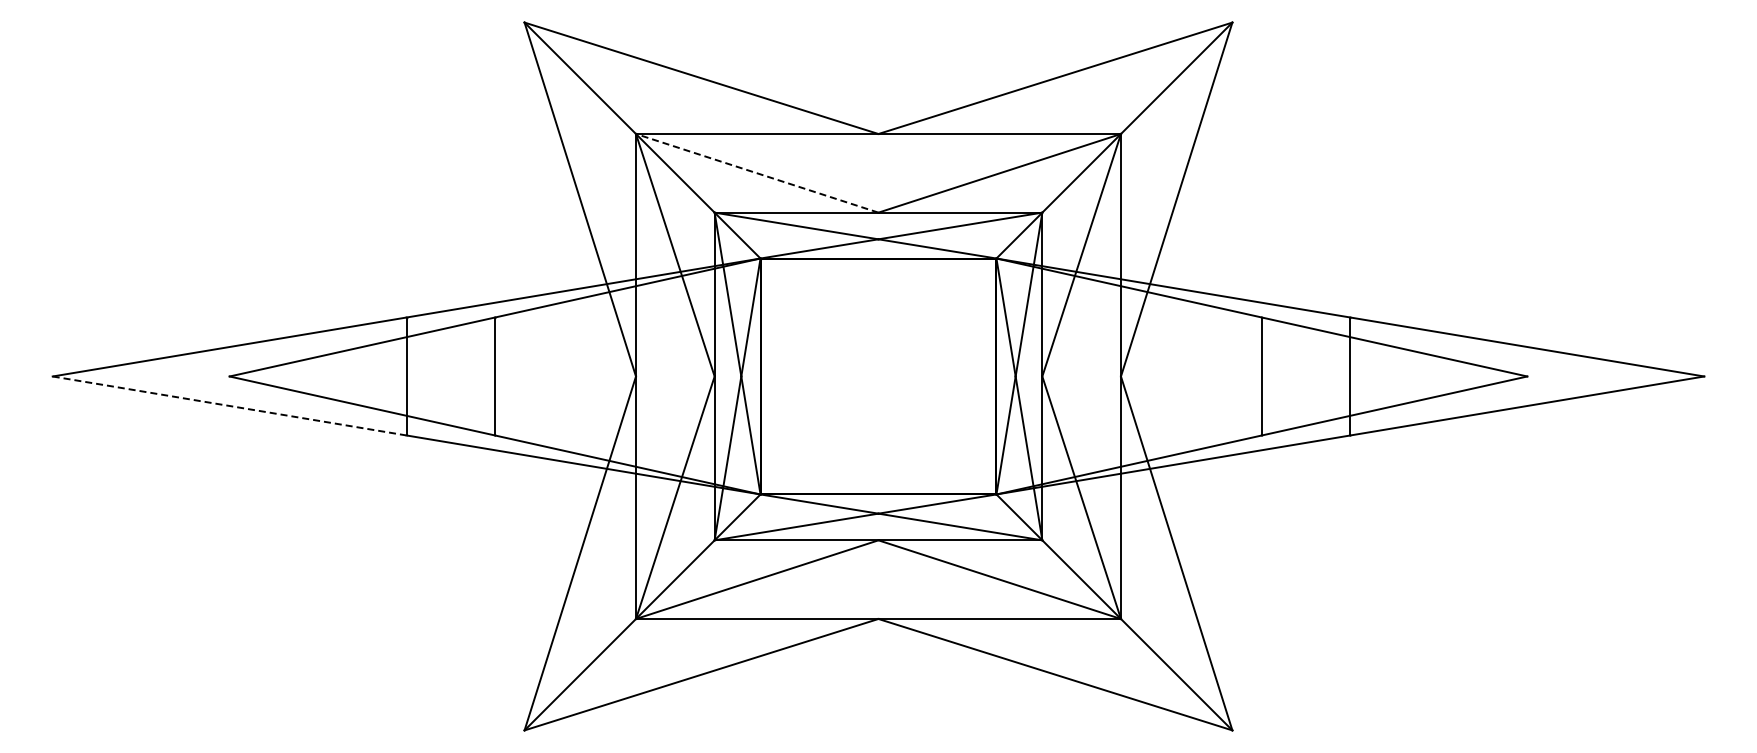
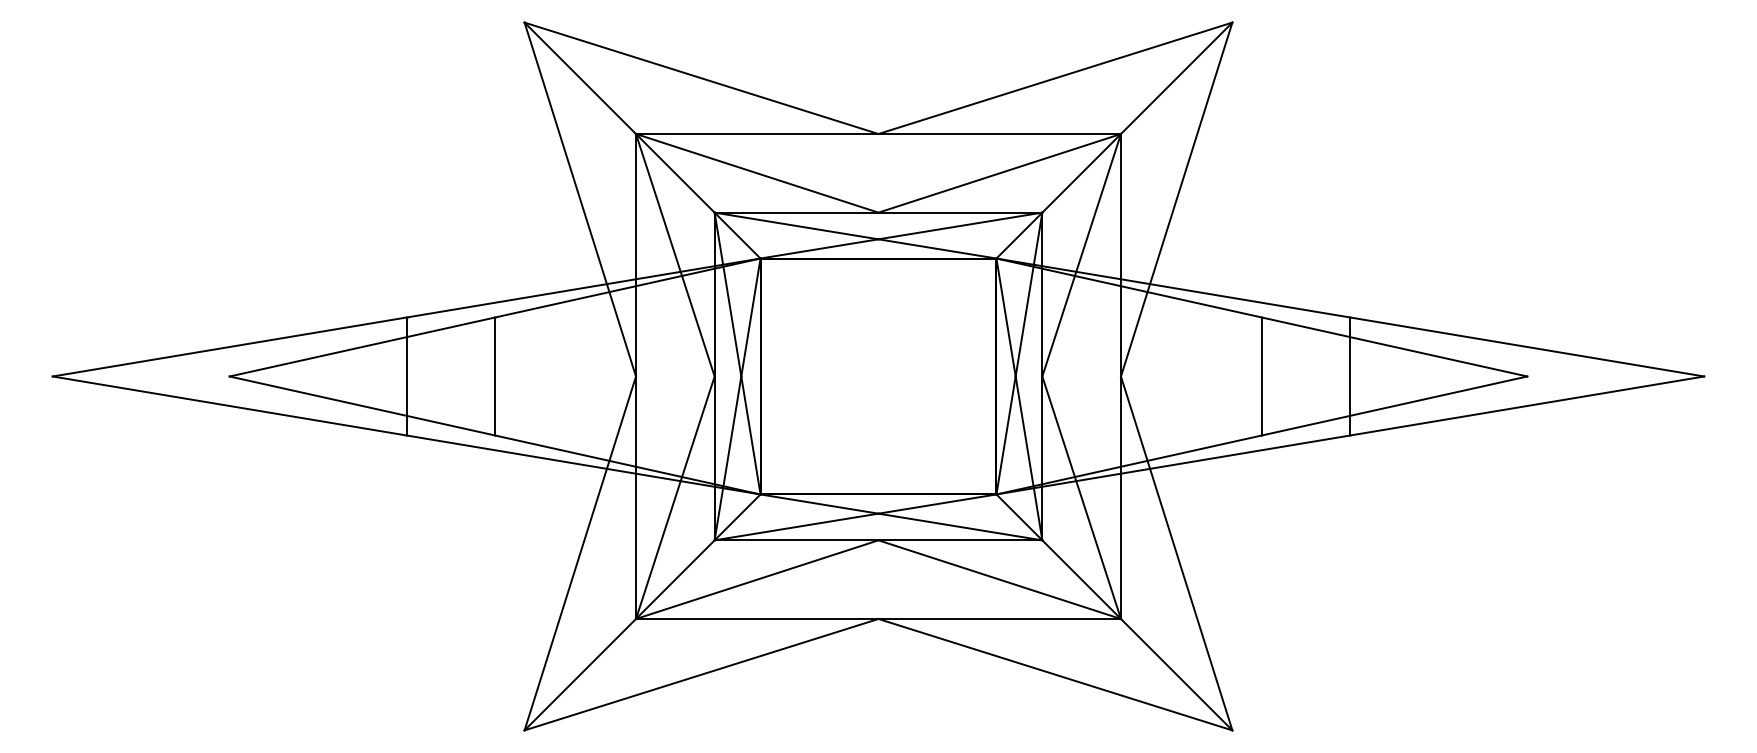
line: dashed -> solid (756, 173)
line: dashed -> solid (230, 406)
